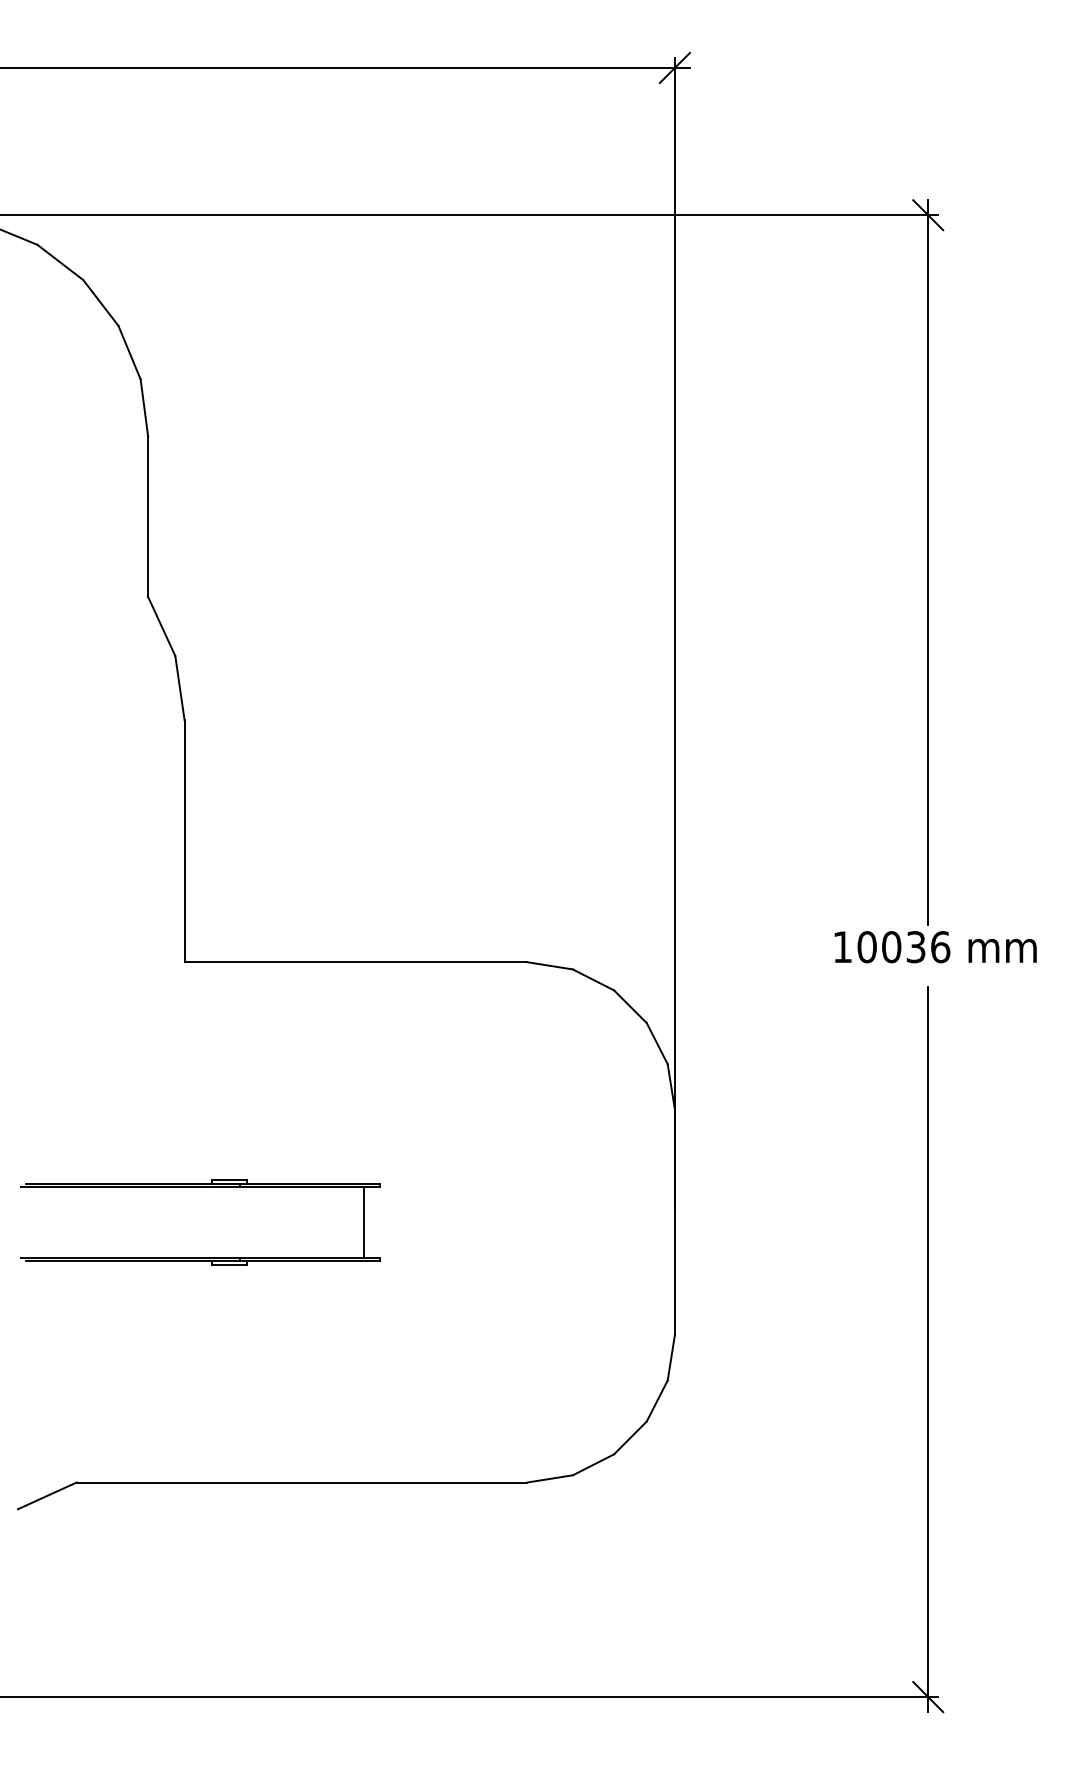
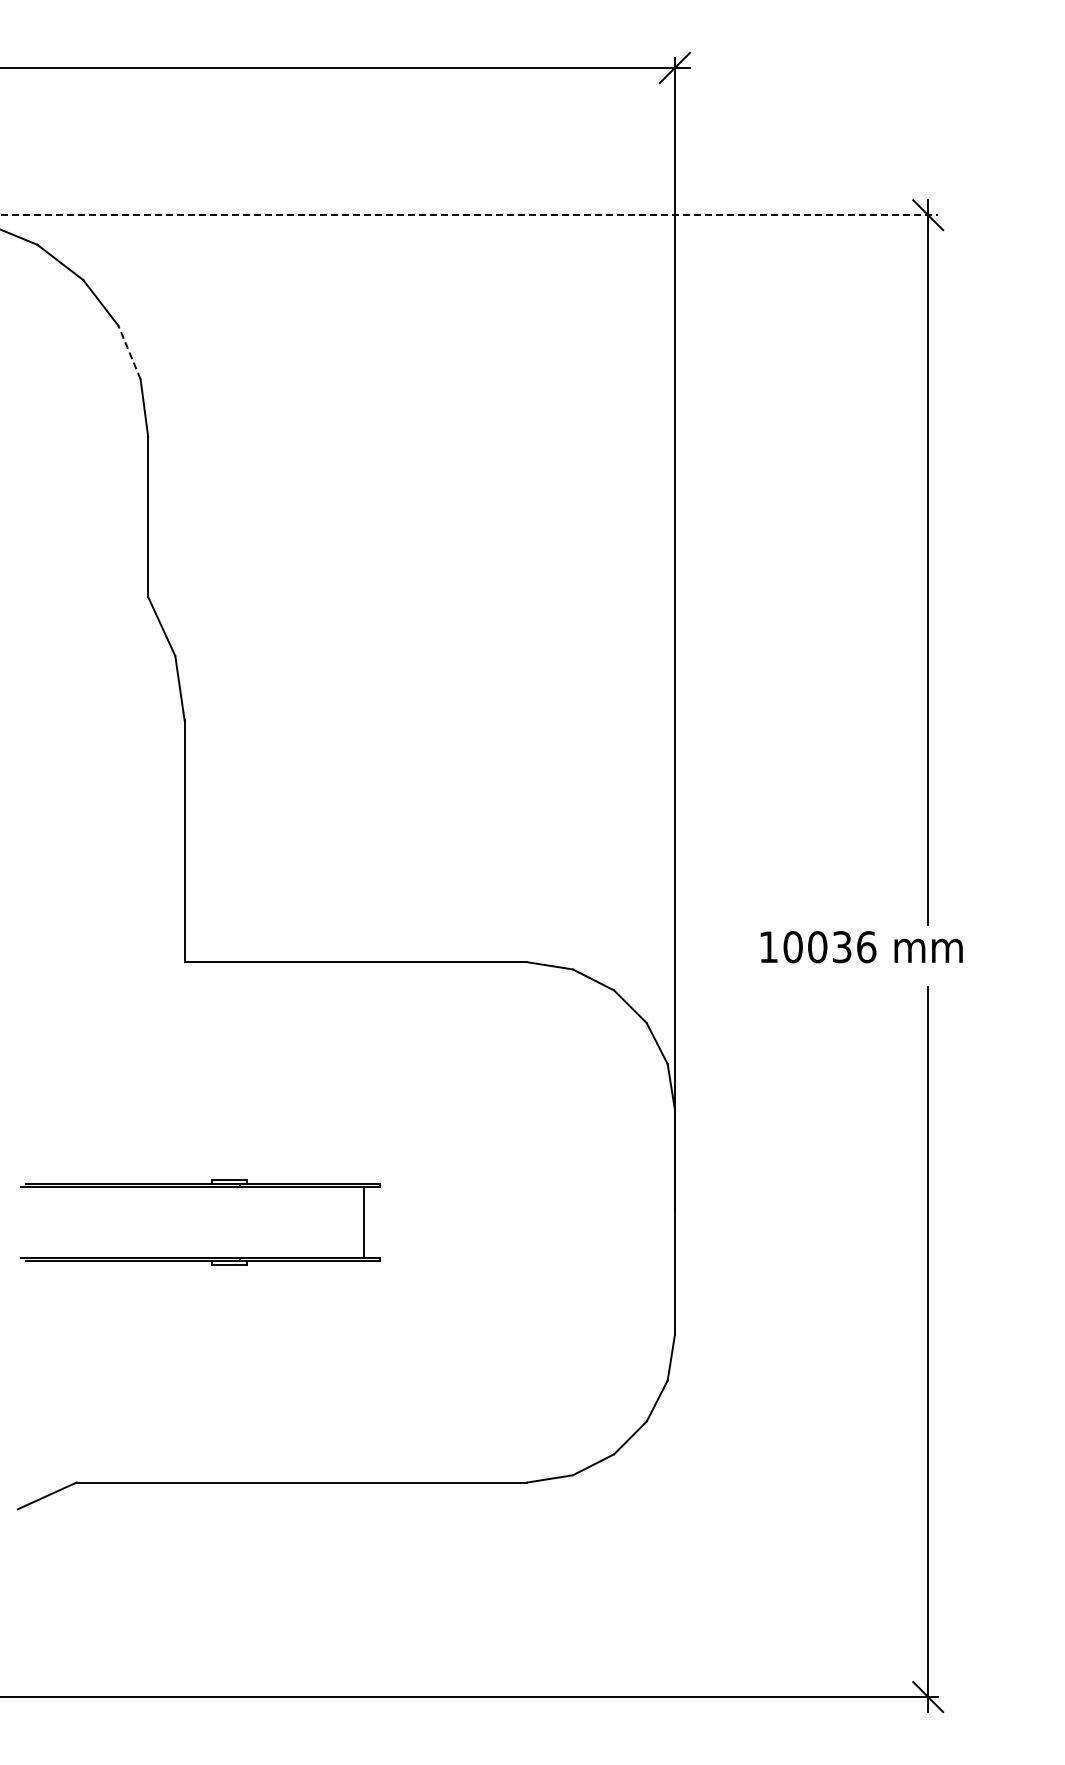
line: solid -> dashed (469, 215)
line: solid -> dashed (129, 352)
text position: (935, 947) -> (861, 947) (861, 947)
